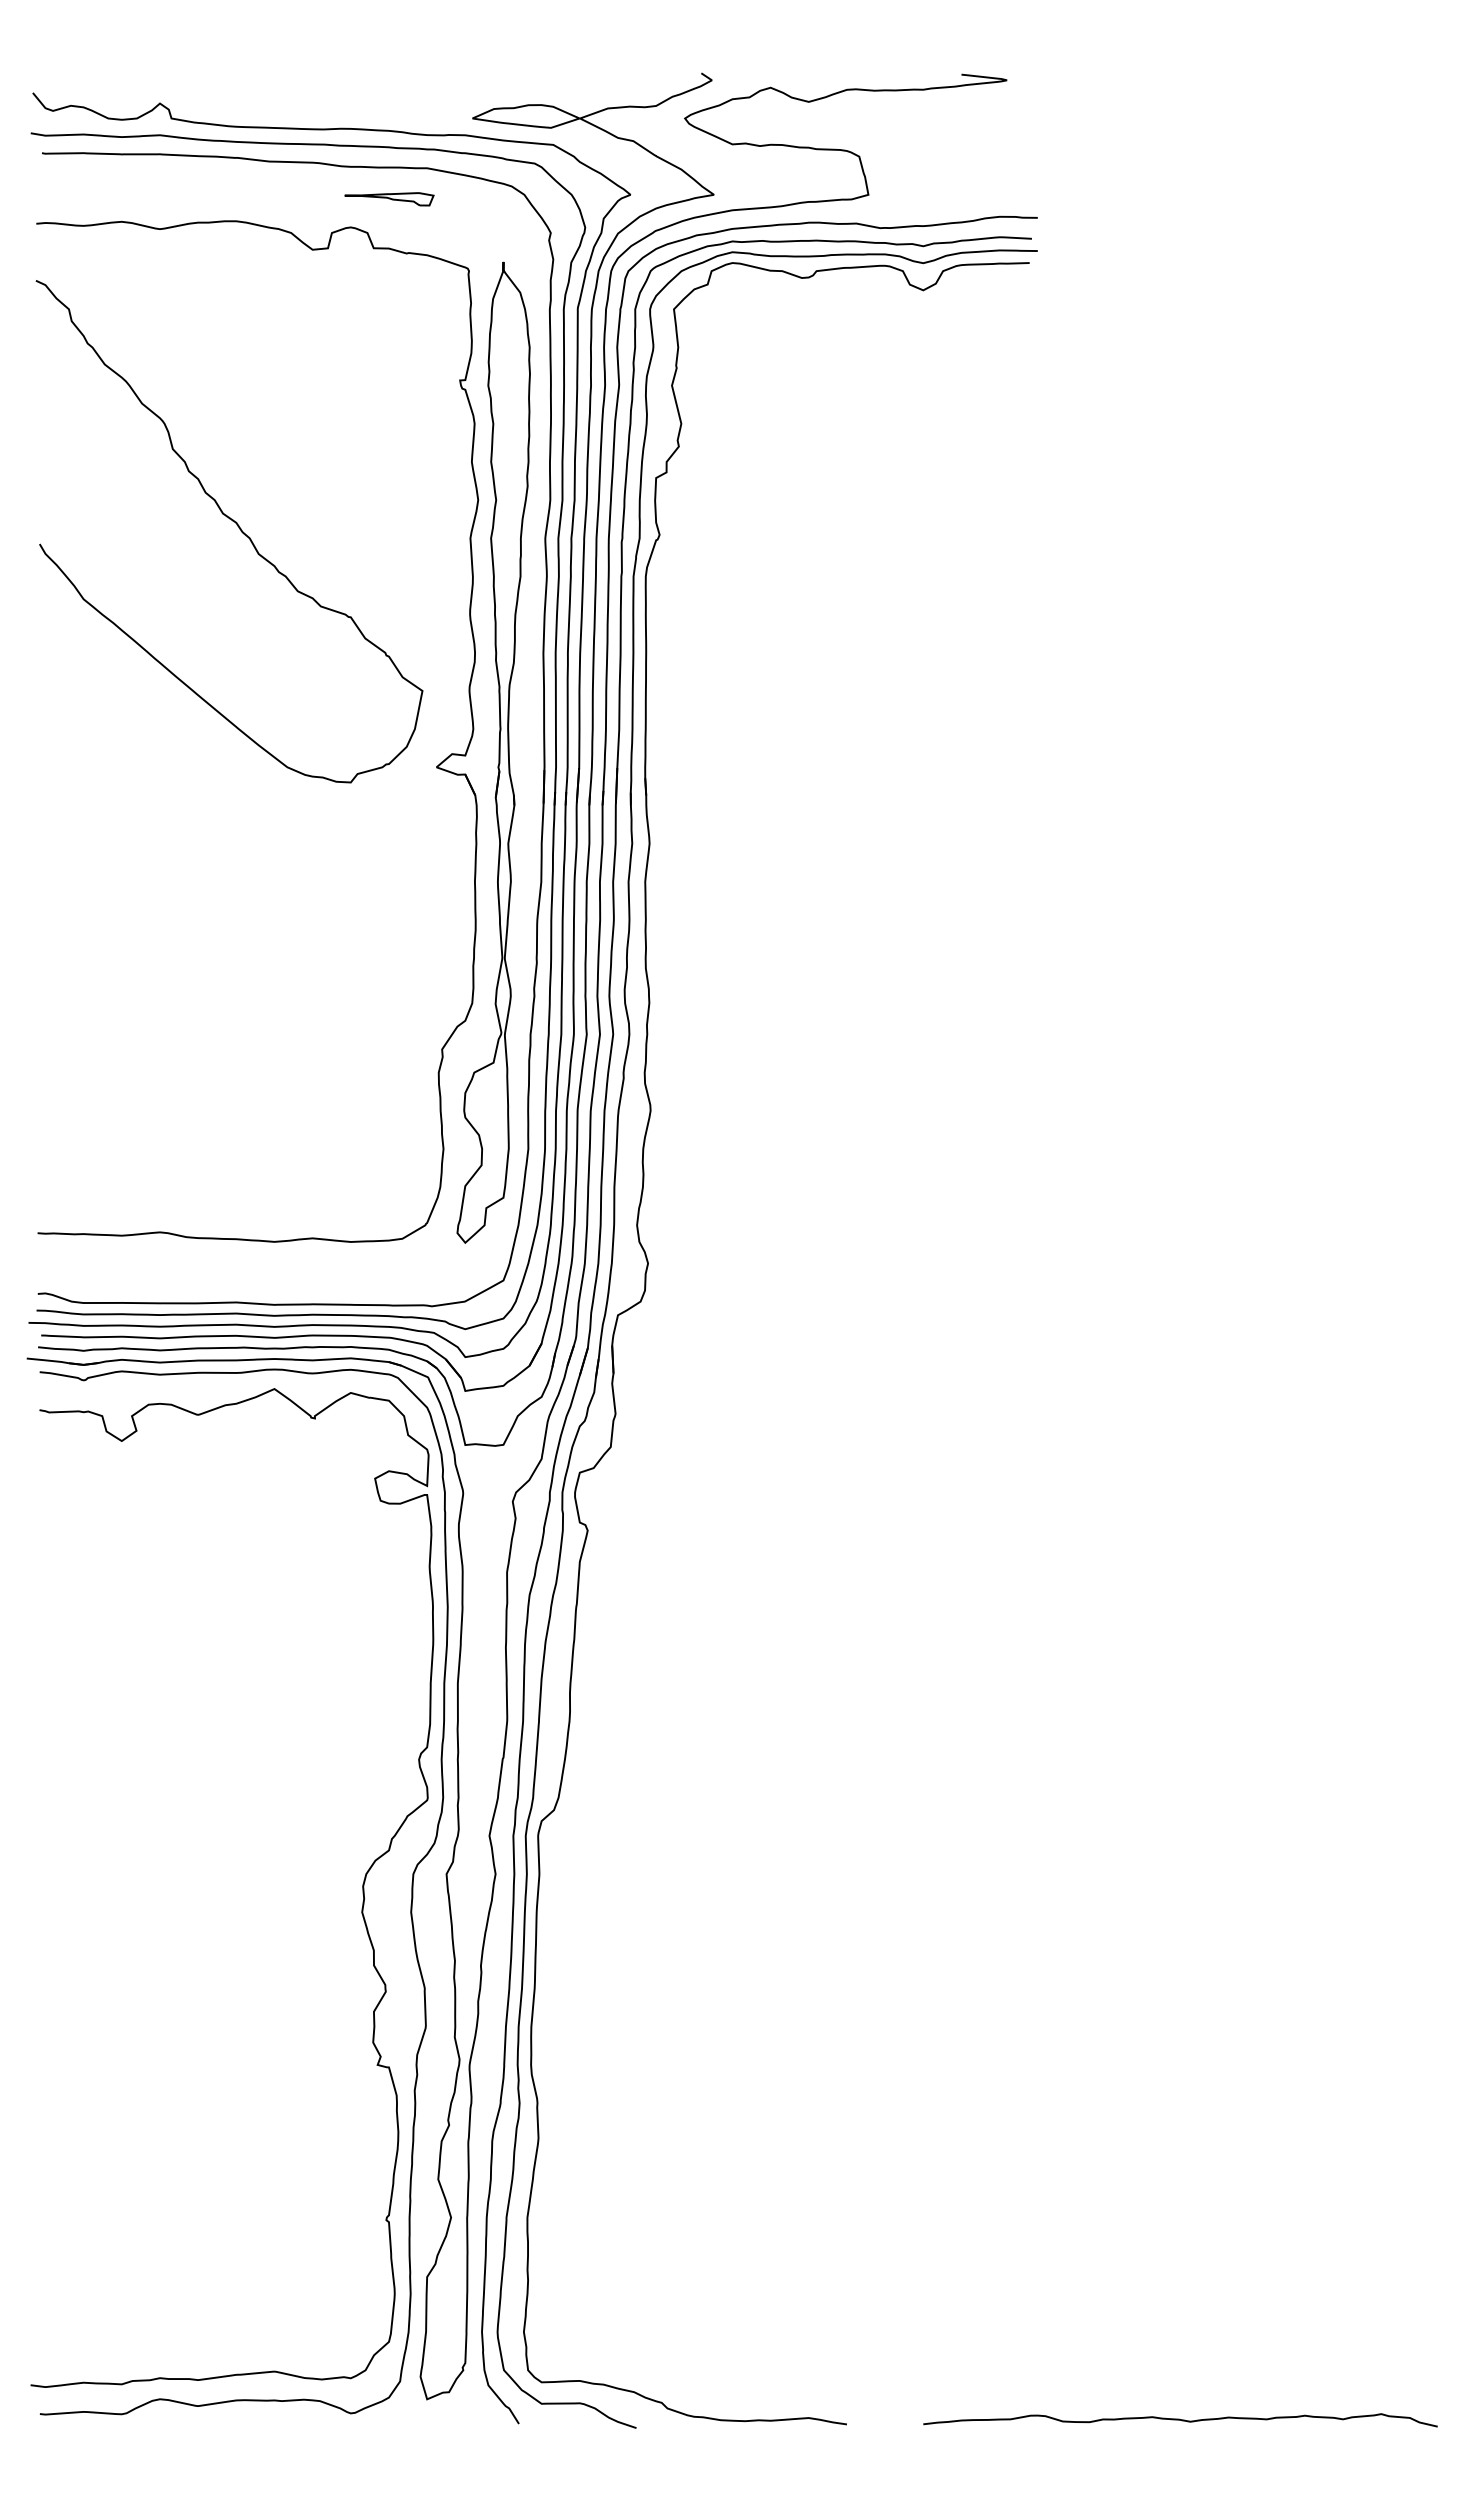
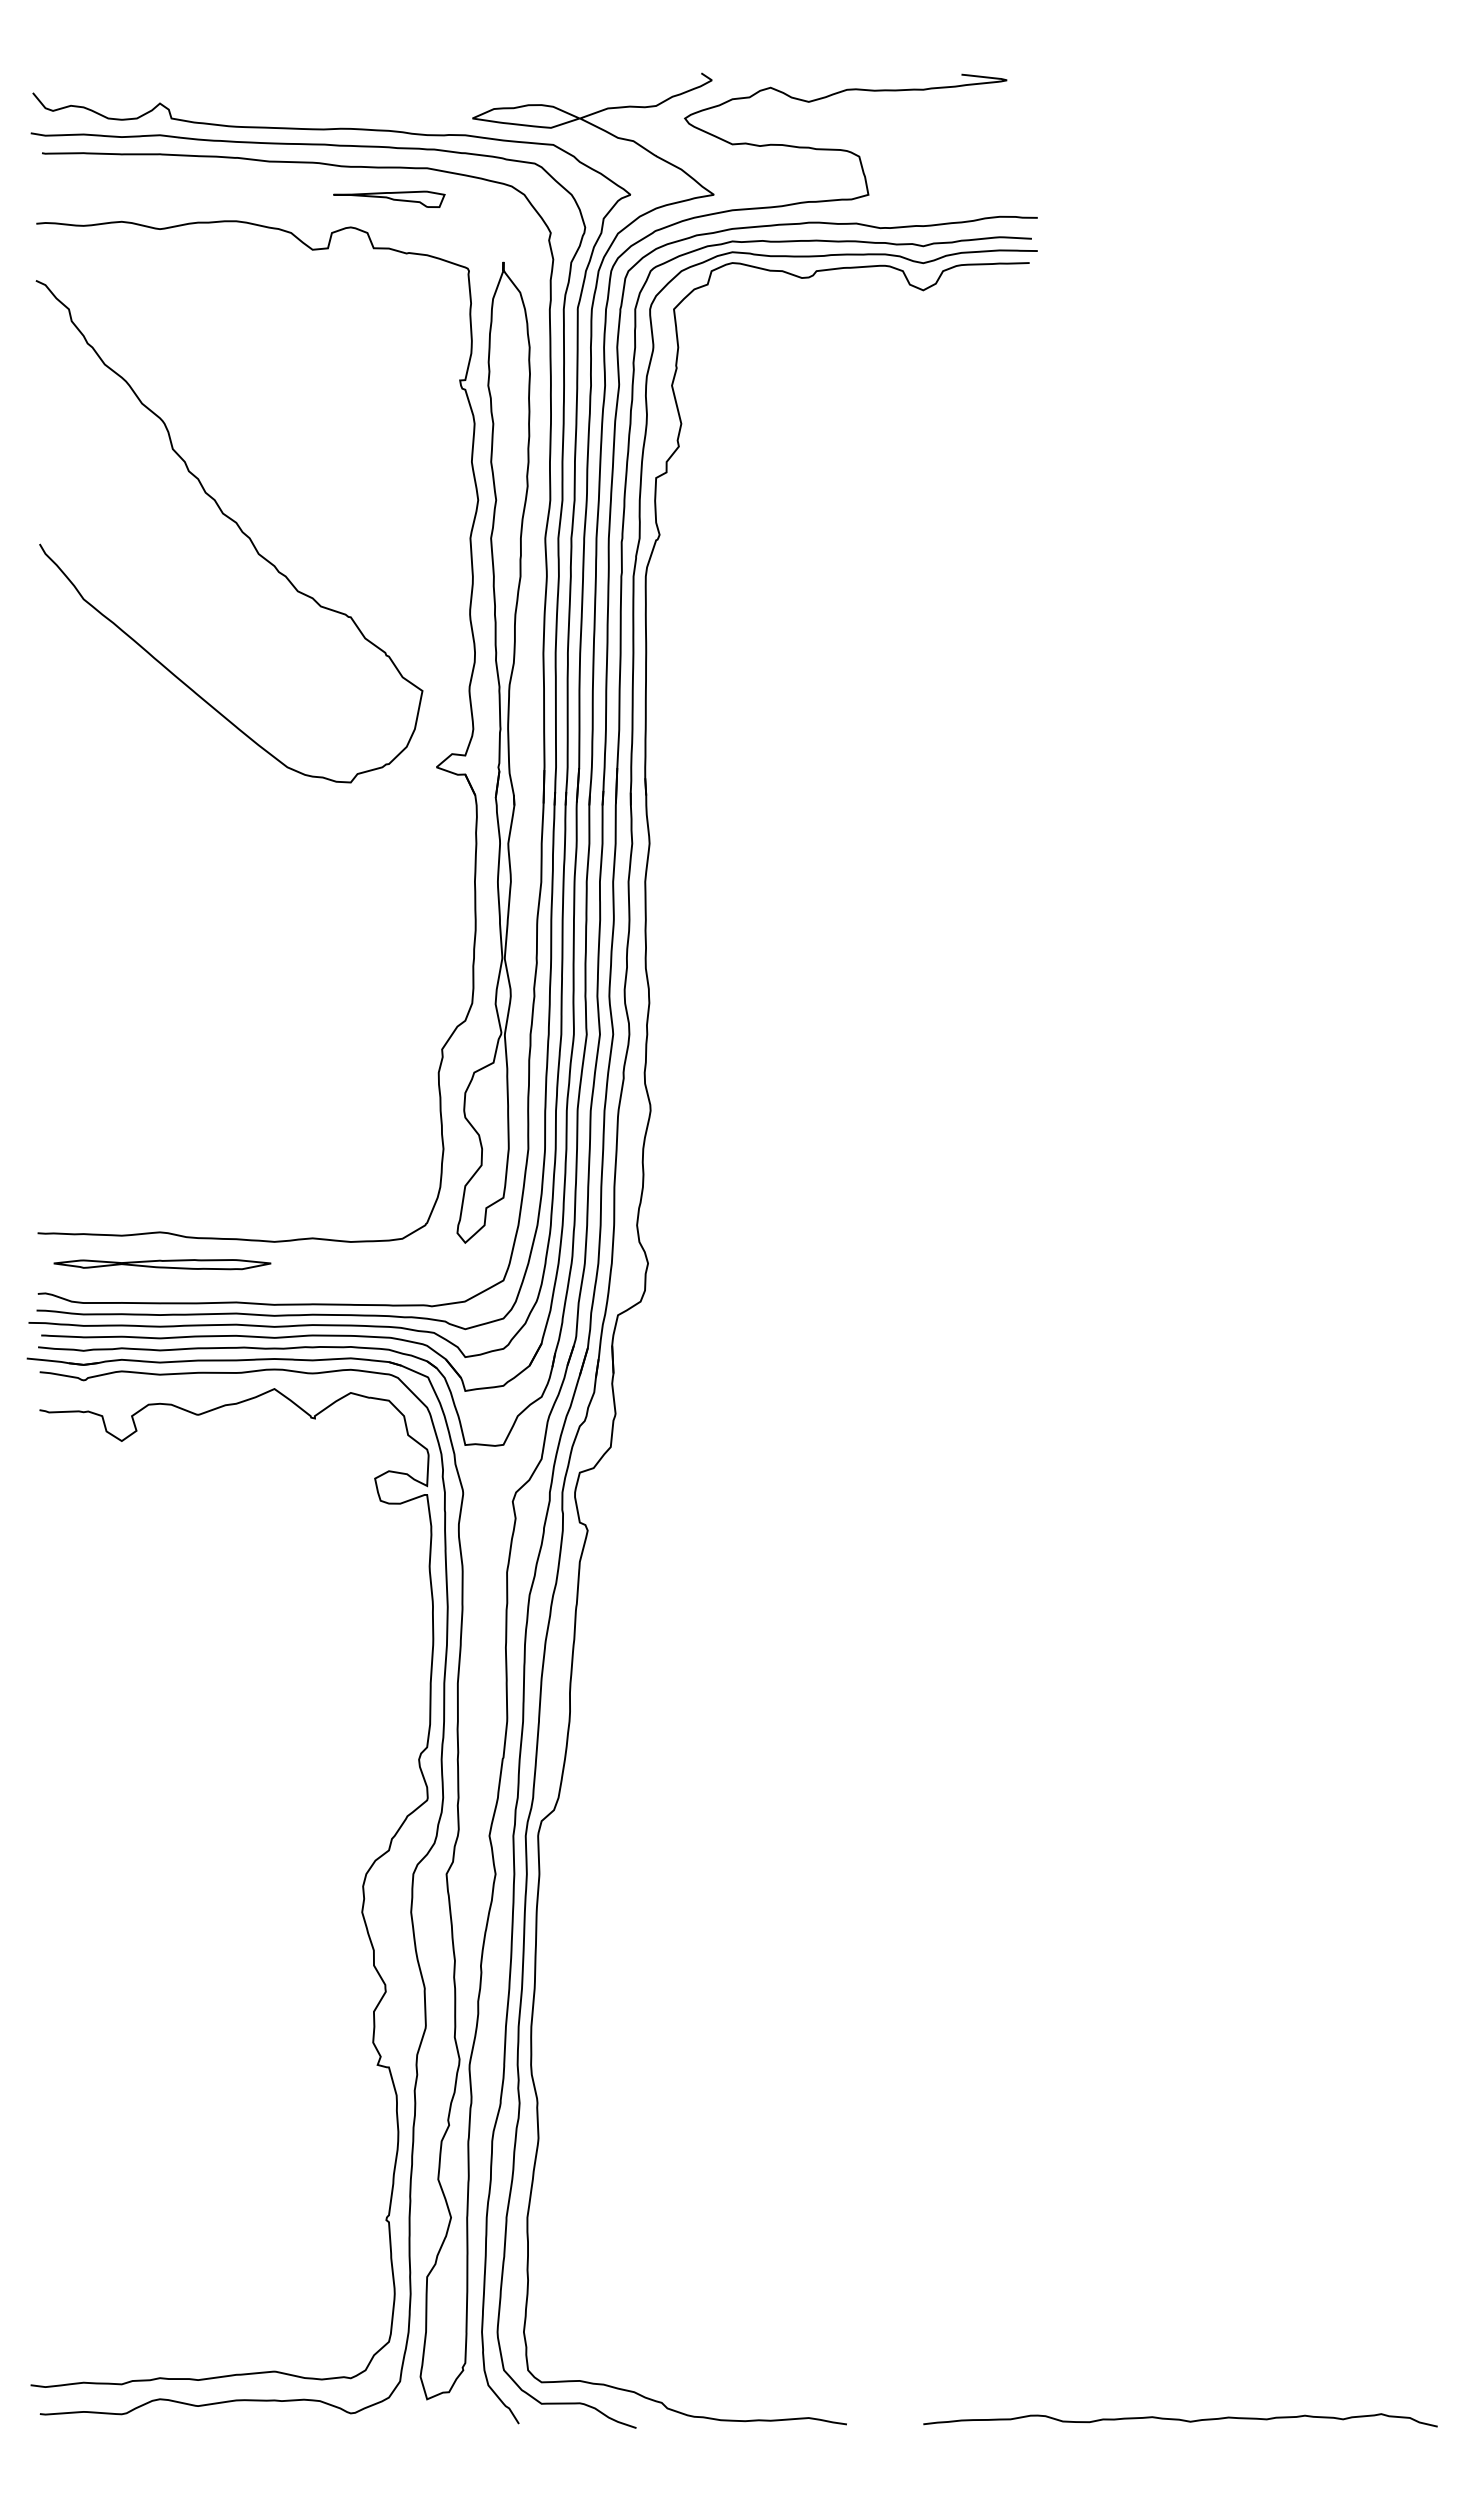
part size: 91x15 px -> 113x18 px (389, 198)
part: none -> present (162, 1264)
